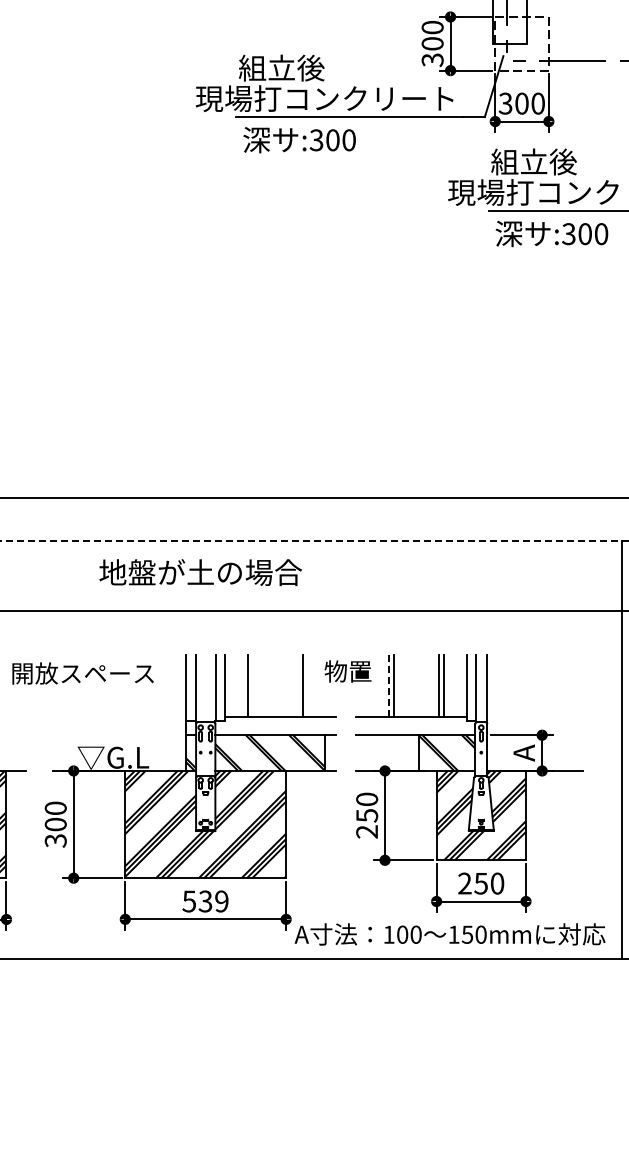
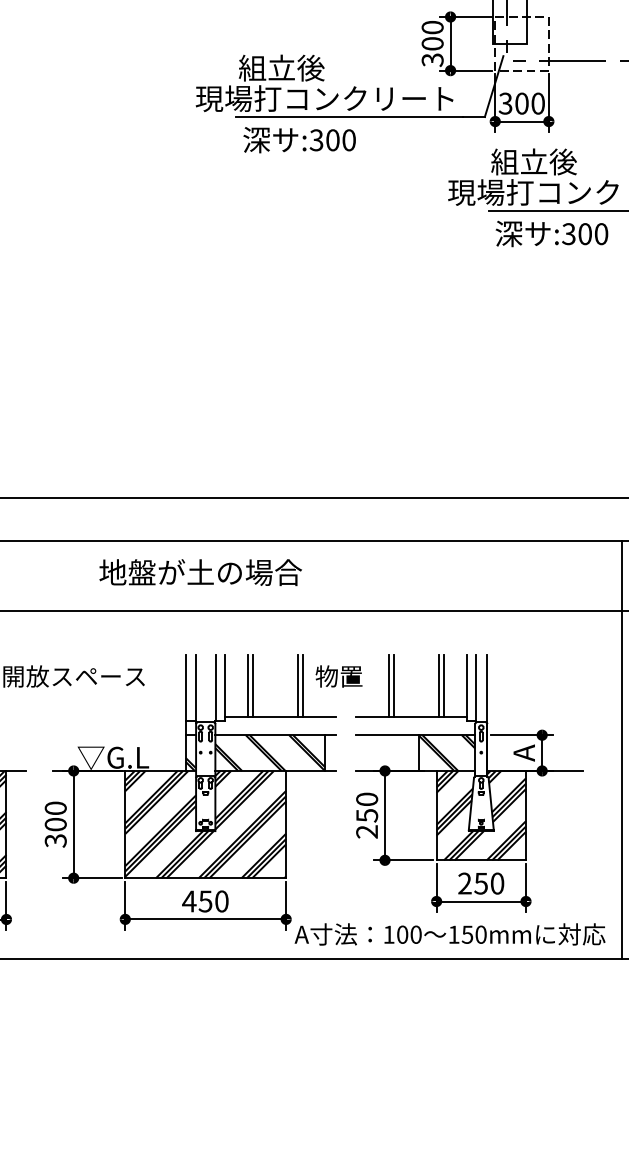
line: dashed -> solid (314, 540)
text position: (347, 671) -> (338, 676) (338, 676)
text position: (82, 673) -> (73, 676) (73, 676)
line: none -> present (253, 686)
line: none -> present (297, 686)
line: dashed -> solid (388, 686)
text: 539 -> 450 (205, 901)
